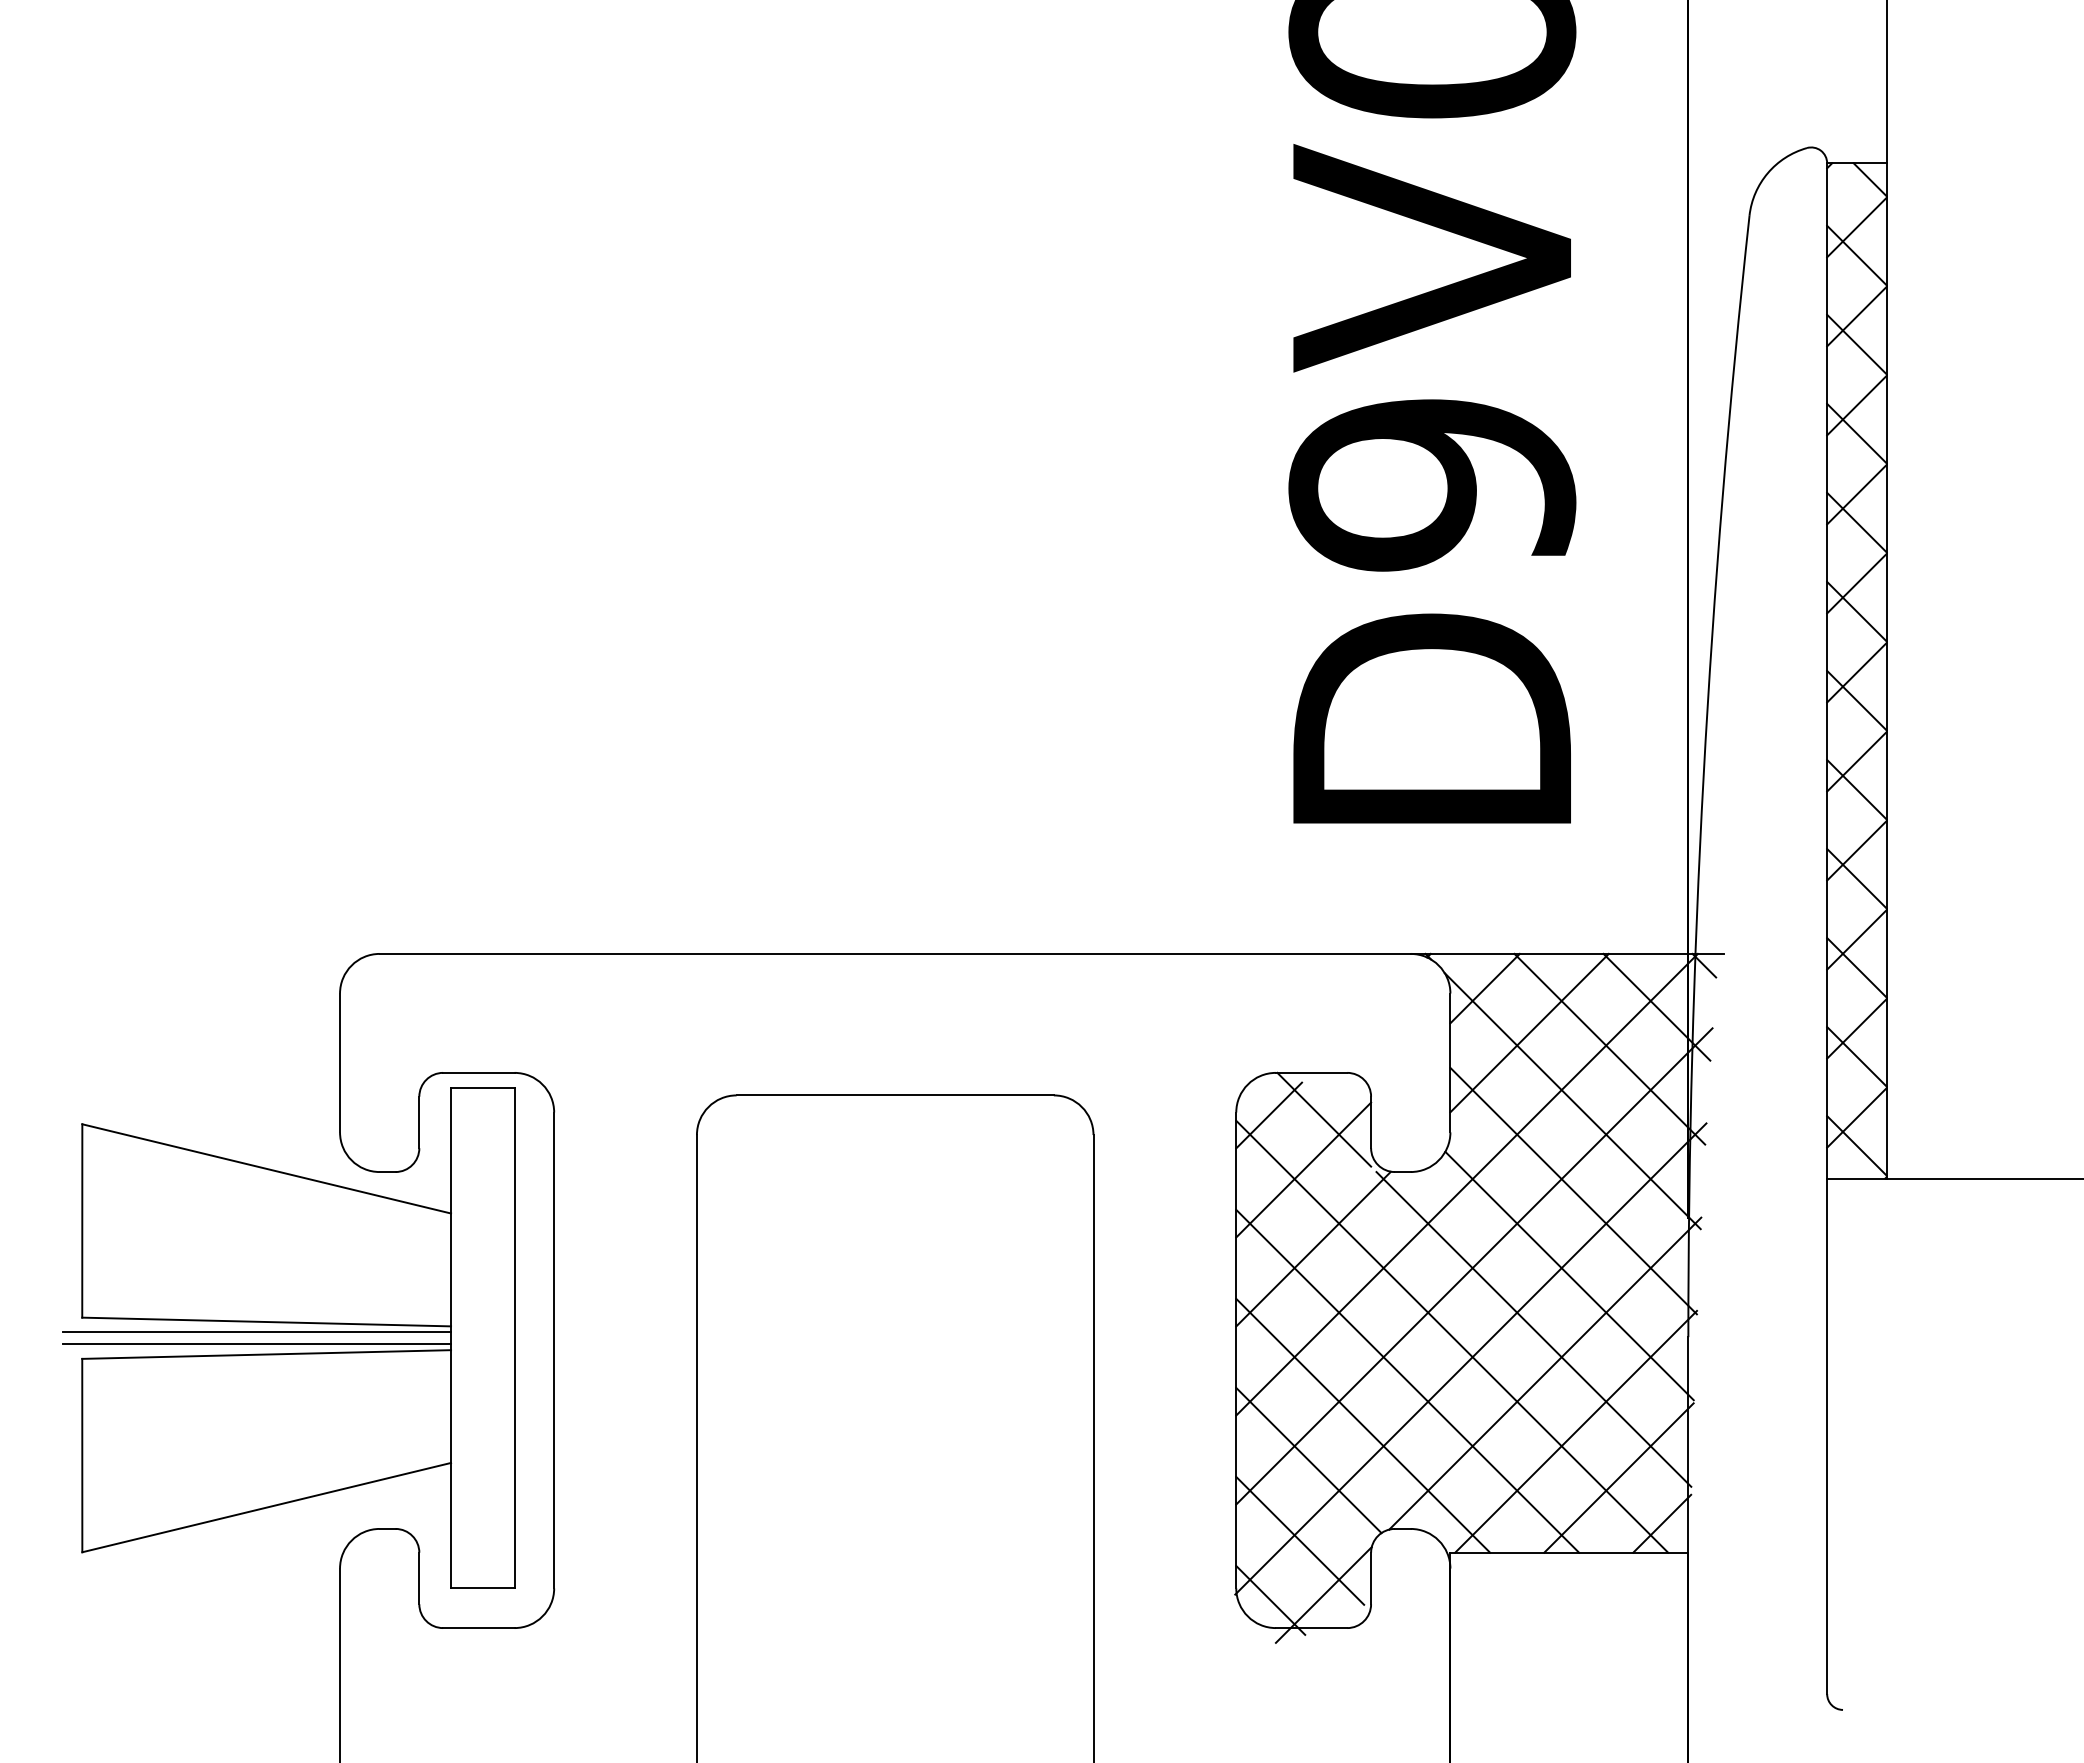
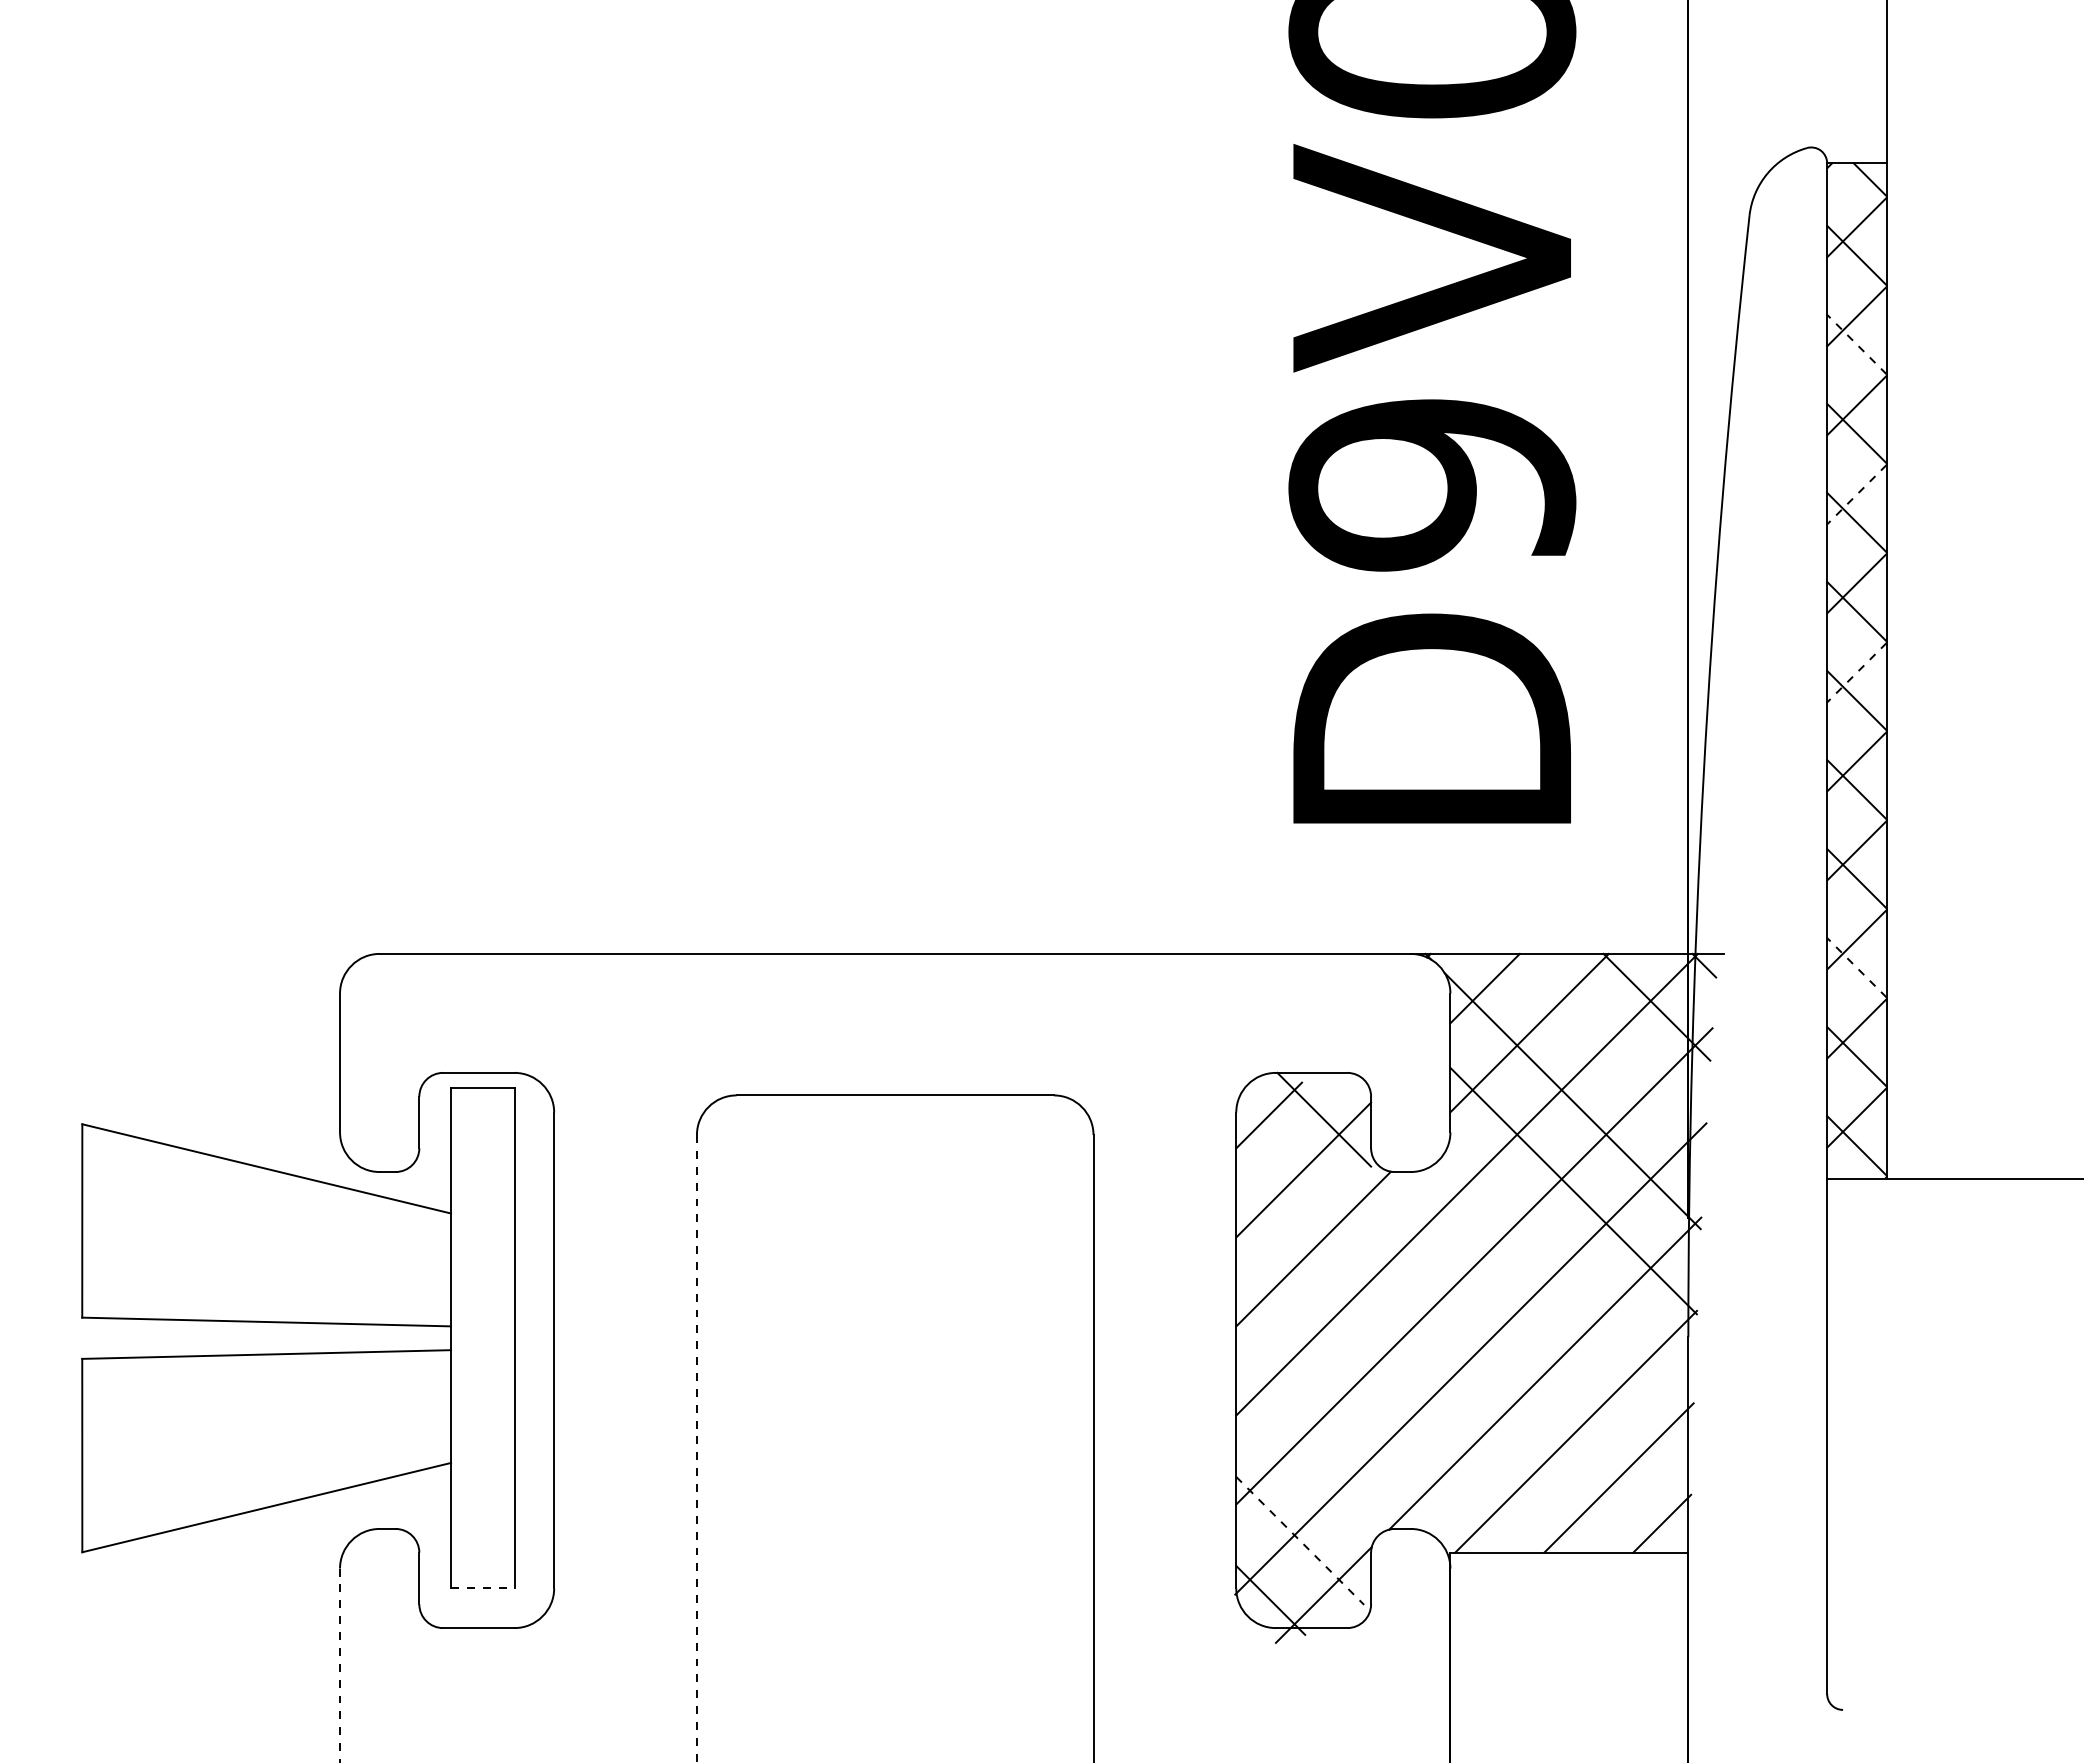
line: solid -> dashed (1856, 344)
line: solid -> dashed (1856, 495)
line: solid -> dashed (1856, 673)
line: solid -> dashed (1856, 967)
line: present -> none (1609, 1048)
line: present -> none (1569, 1275)
line: present -> none (1533, 1329)
line: present -> none (256, 1332)
line: present -> none (1452, 1336)
line: present -> none (256, 1344)
line: present -> none (1407, 1380)
line: present -> none (1363, 1425)
line: solid -> dashed (696, 1448)
line: present -> none (1308, 1460)
line: solid -> dashed (1300, 1541)
line: solid -> dashed (482, 1588)
line: solid -> dashed (340, 1665)
